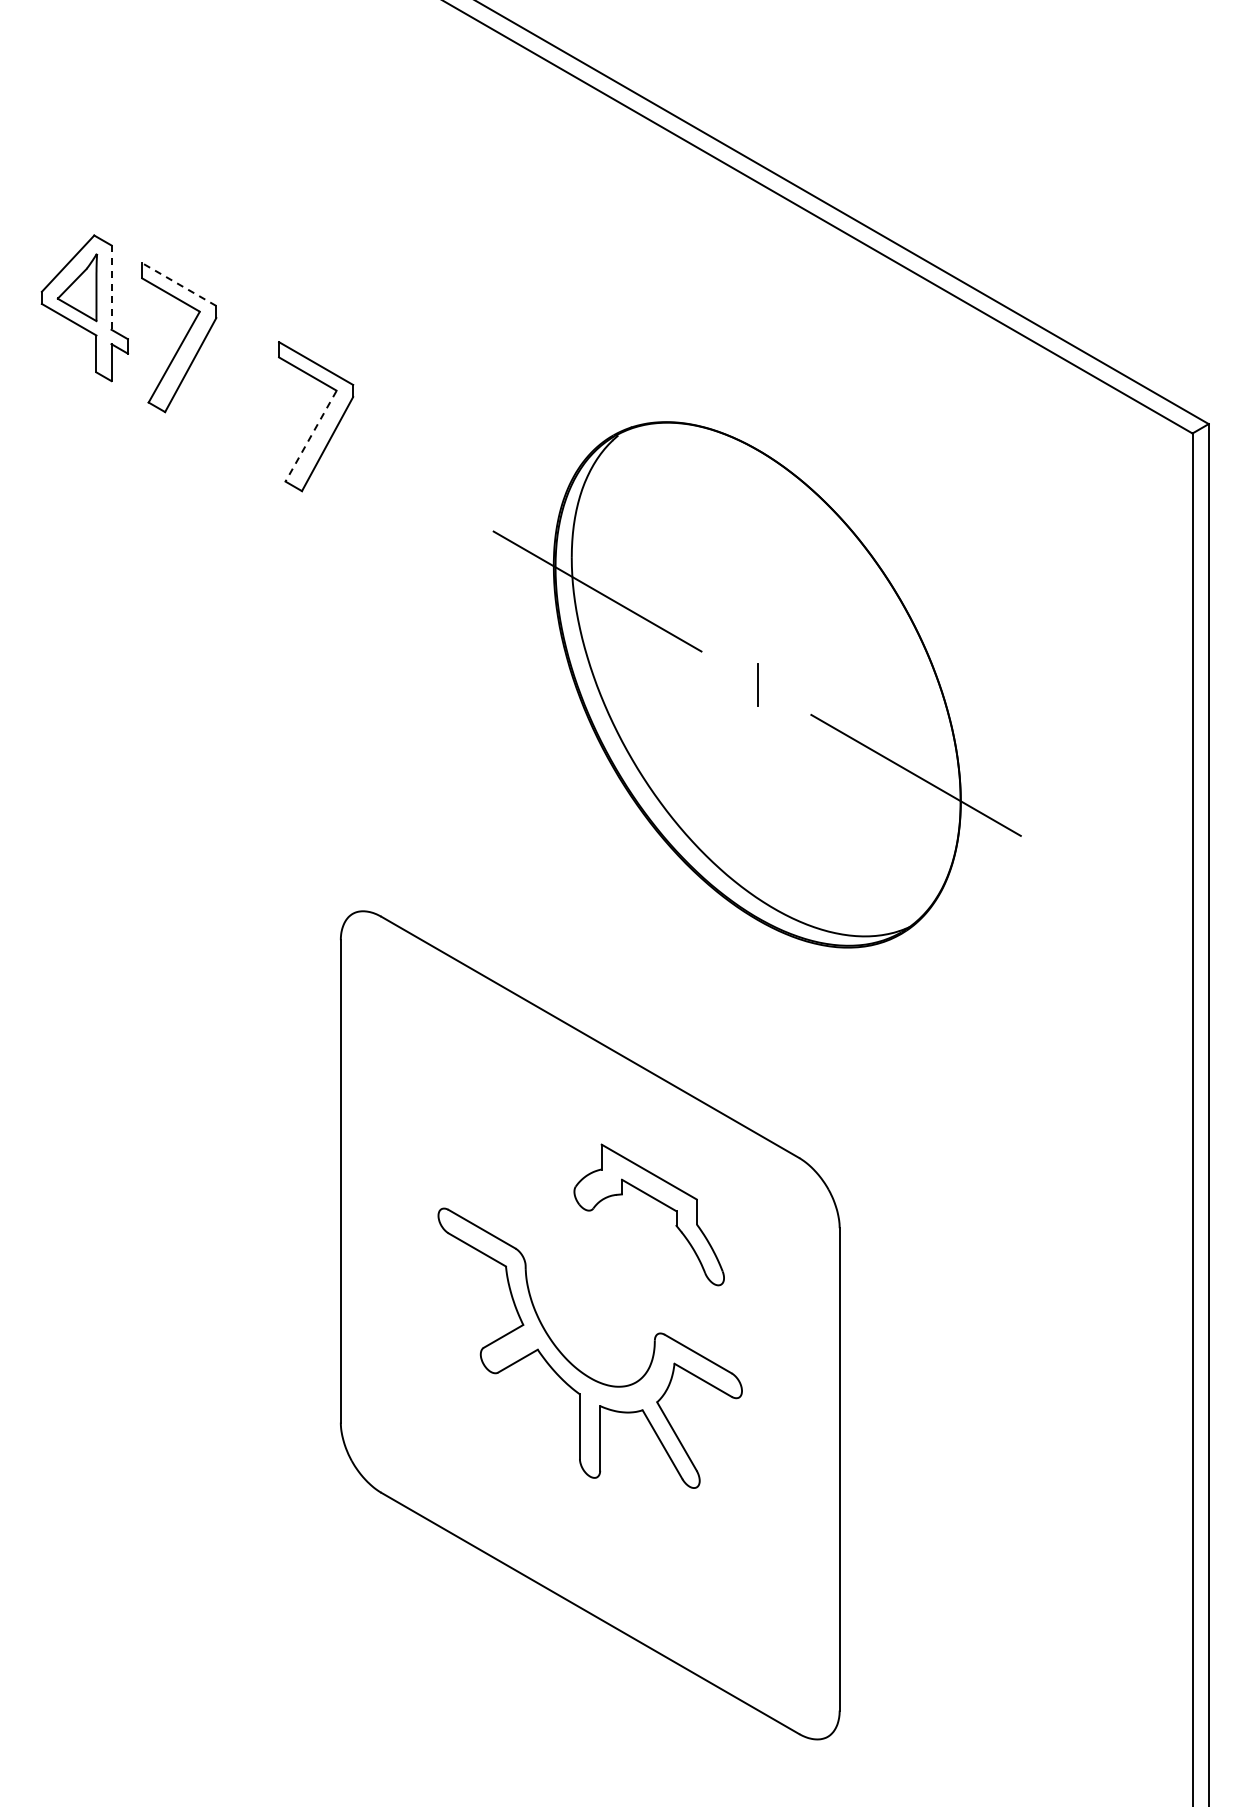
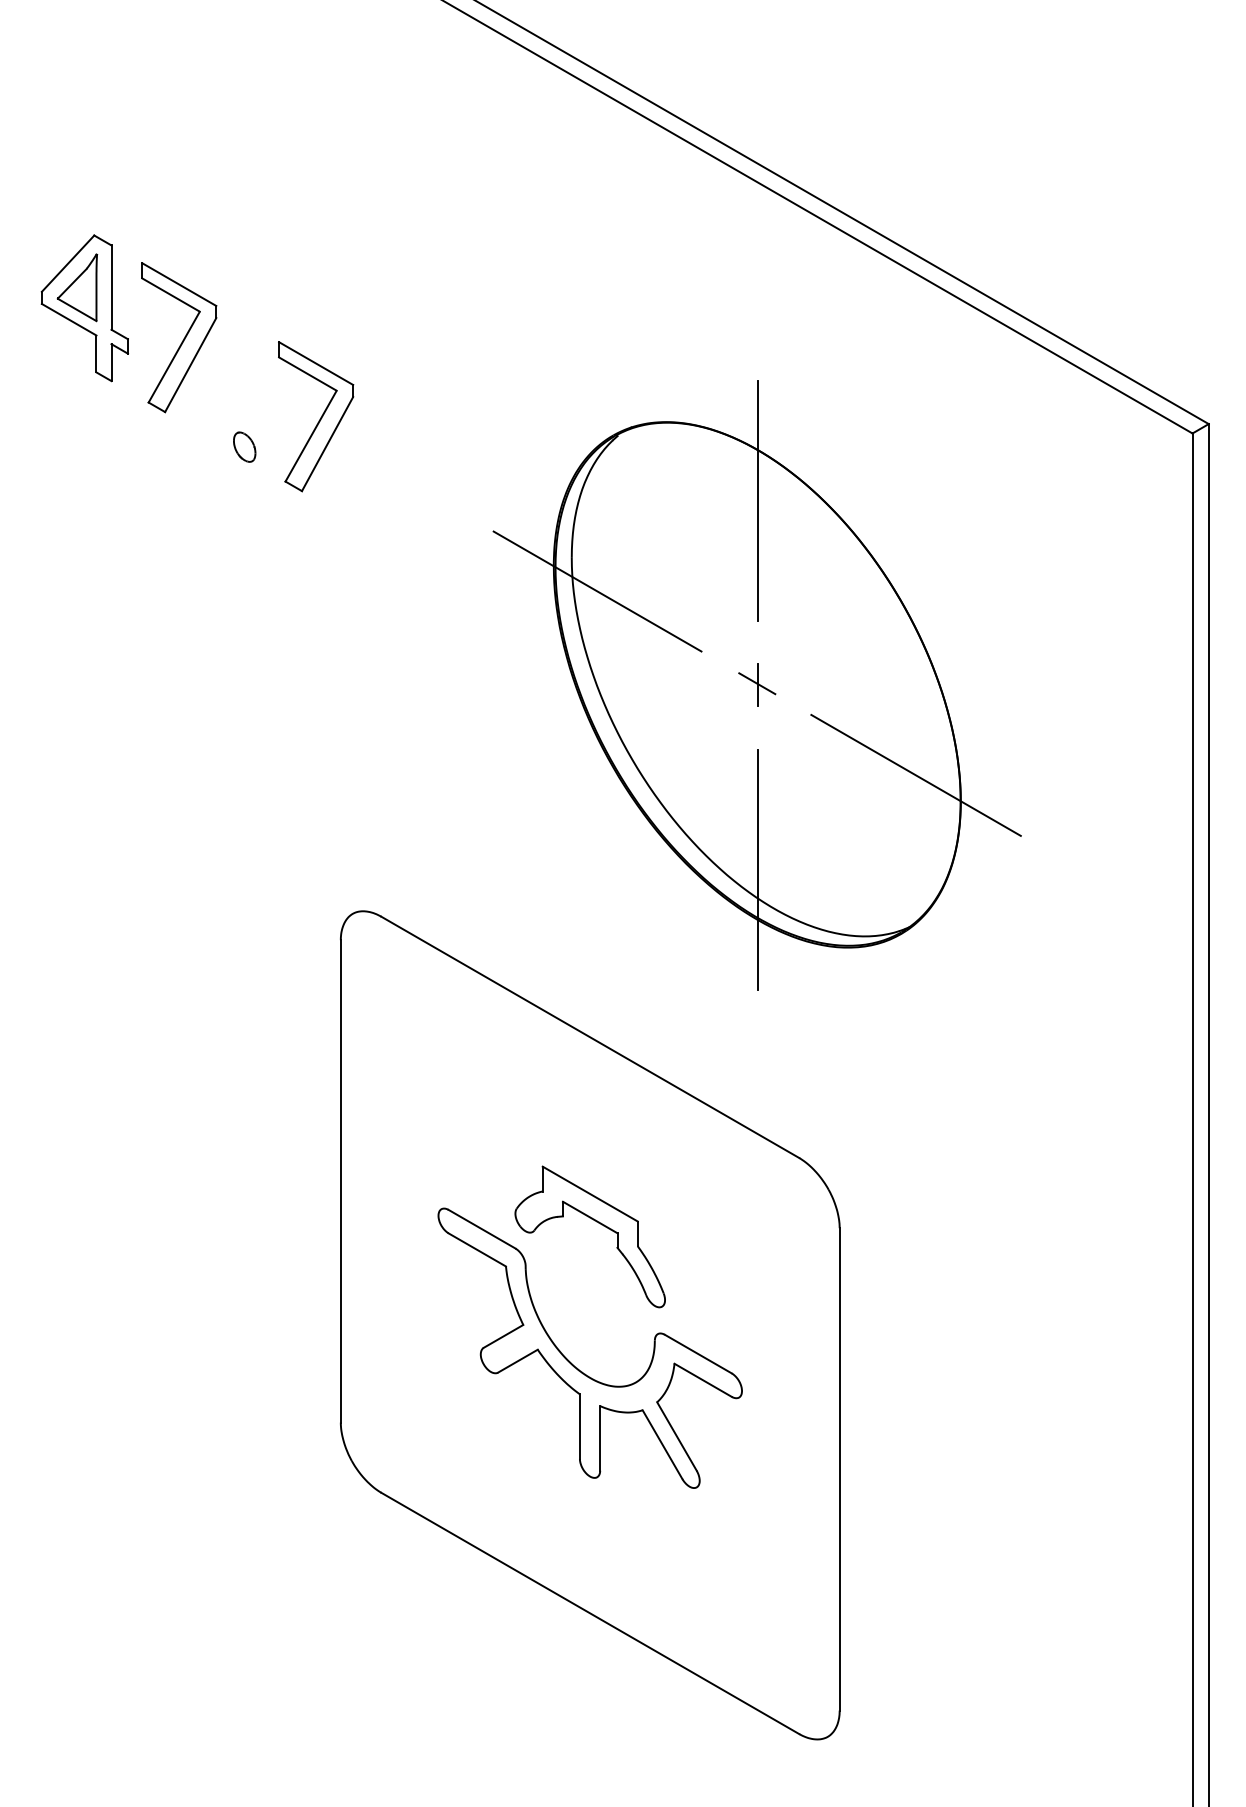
line: dashed -> solid (179, 284)
line: dashed -> solid (111, 288)
line: dashed -> solid (311, 436)
part: none -> present (244, 446)
line: none -> present (758, 500)
line: none -> present (757, 683)
line: none -> present (758, 869)
part position: (655, 1200) -> (596, 1222) (596, 1222)
